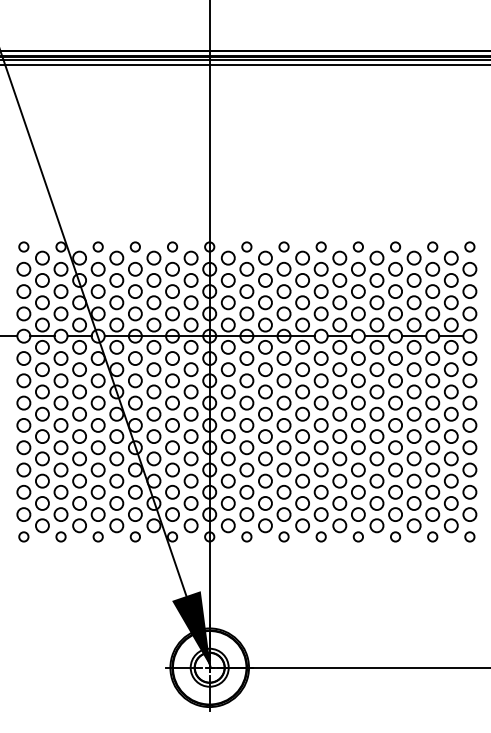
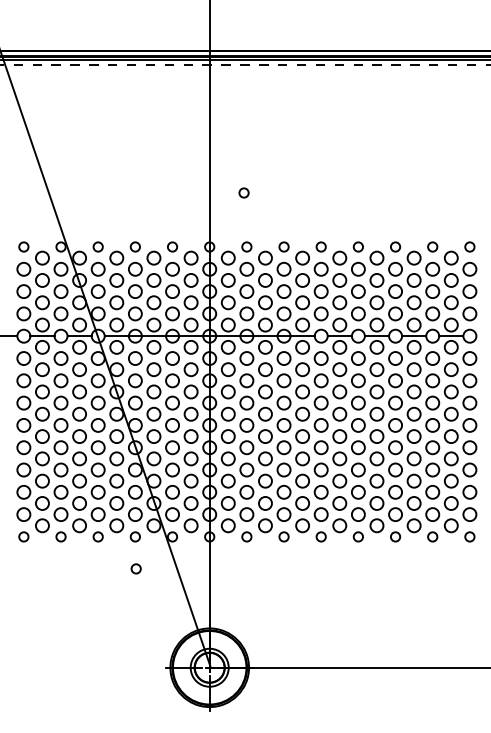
line: solid -> dashed (245, 64)
circle: none -> present (243, 192)
circle: none -> present (135, 568)
fill: present -> none (191, 629)
